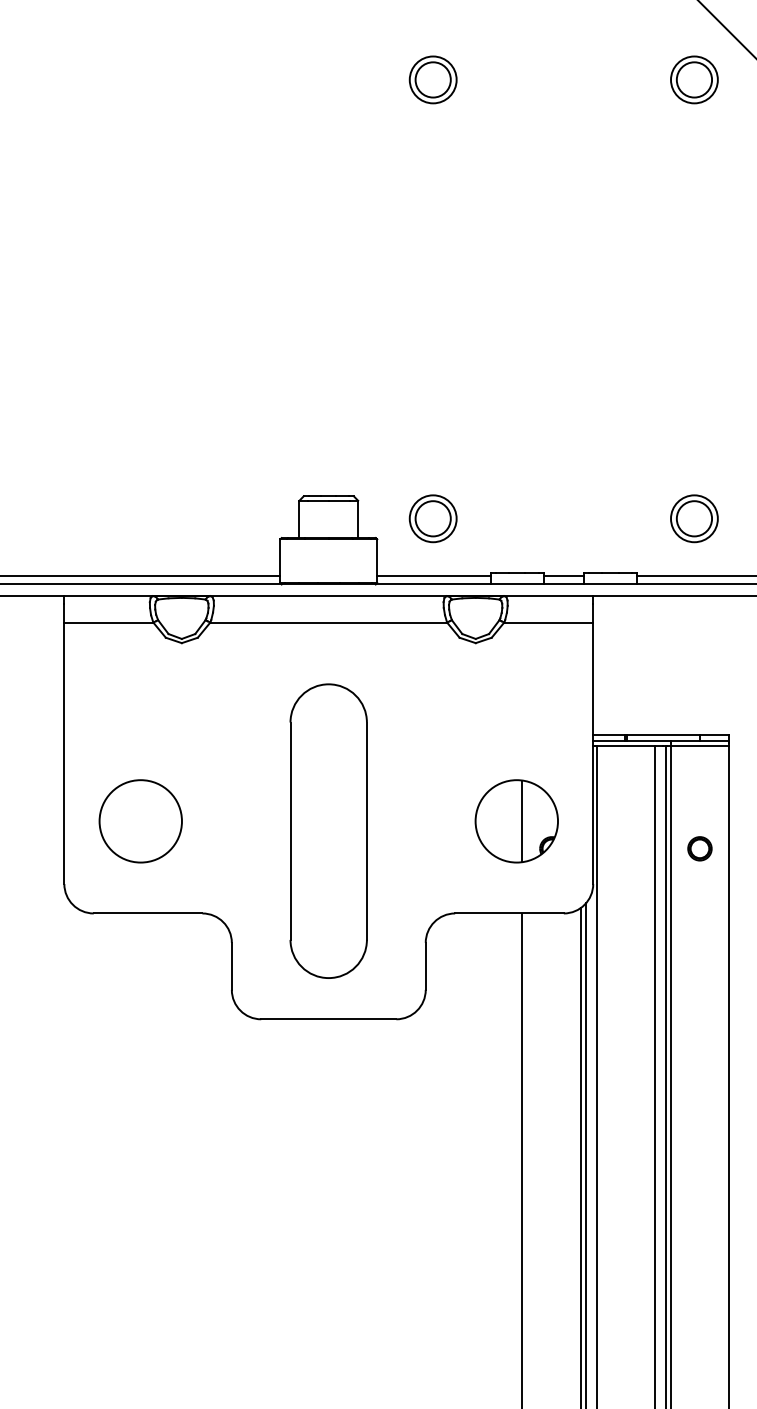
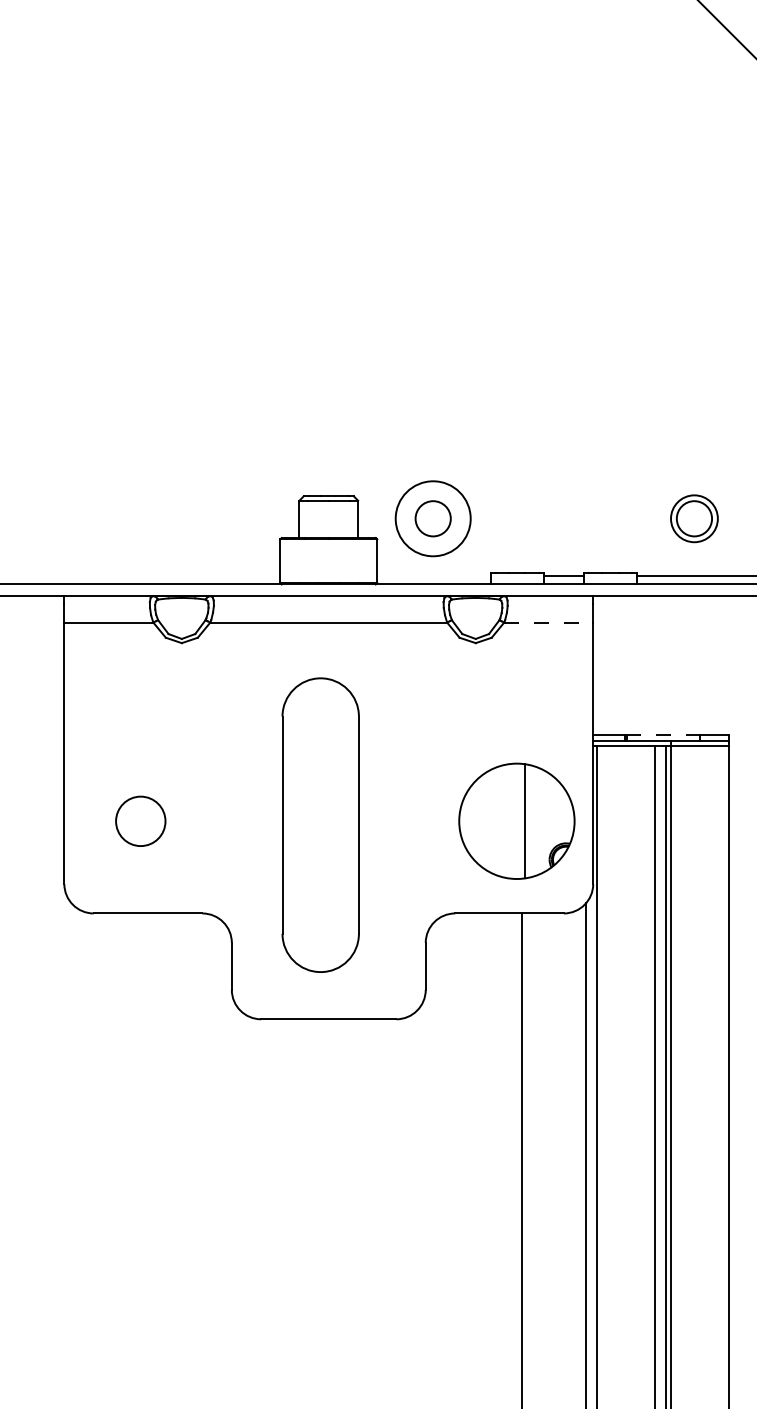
part: present -> none (432, 79)
part: present -> none (694, 79)
circle diameter: 47 px -> 75 px (432, 518)
line: present -> none (141, 575)
line: present -> none (433, 575)
line: solid -> dashed (549, 622)
line: solid -> dashed (663, 735)
circle diameter: 82 px -> 49 px (140, 821)
part size: 85x85 px -> 118x118 px (516, 820)
part position: (328, 830) -> (320, 824) (320, 824)
part: present -> none (699, 848)
line: present -> none (581, 1156)
